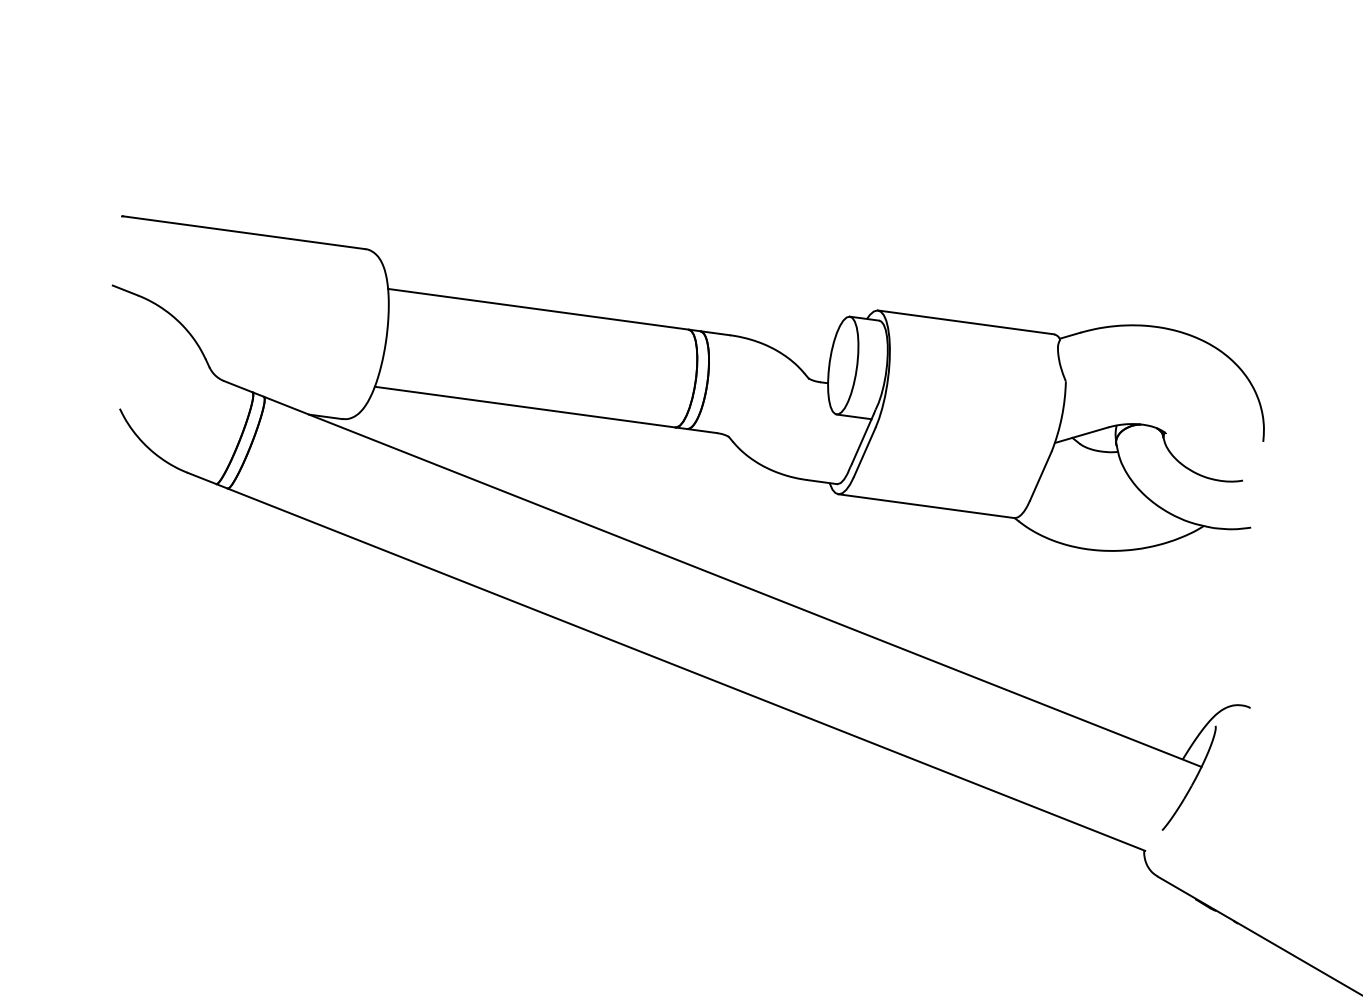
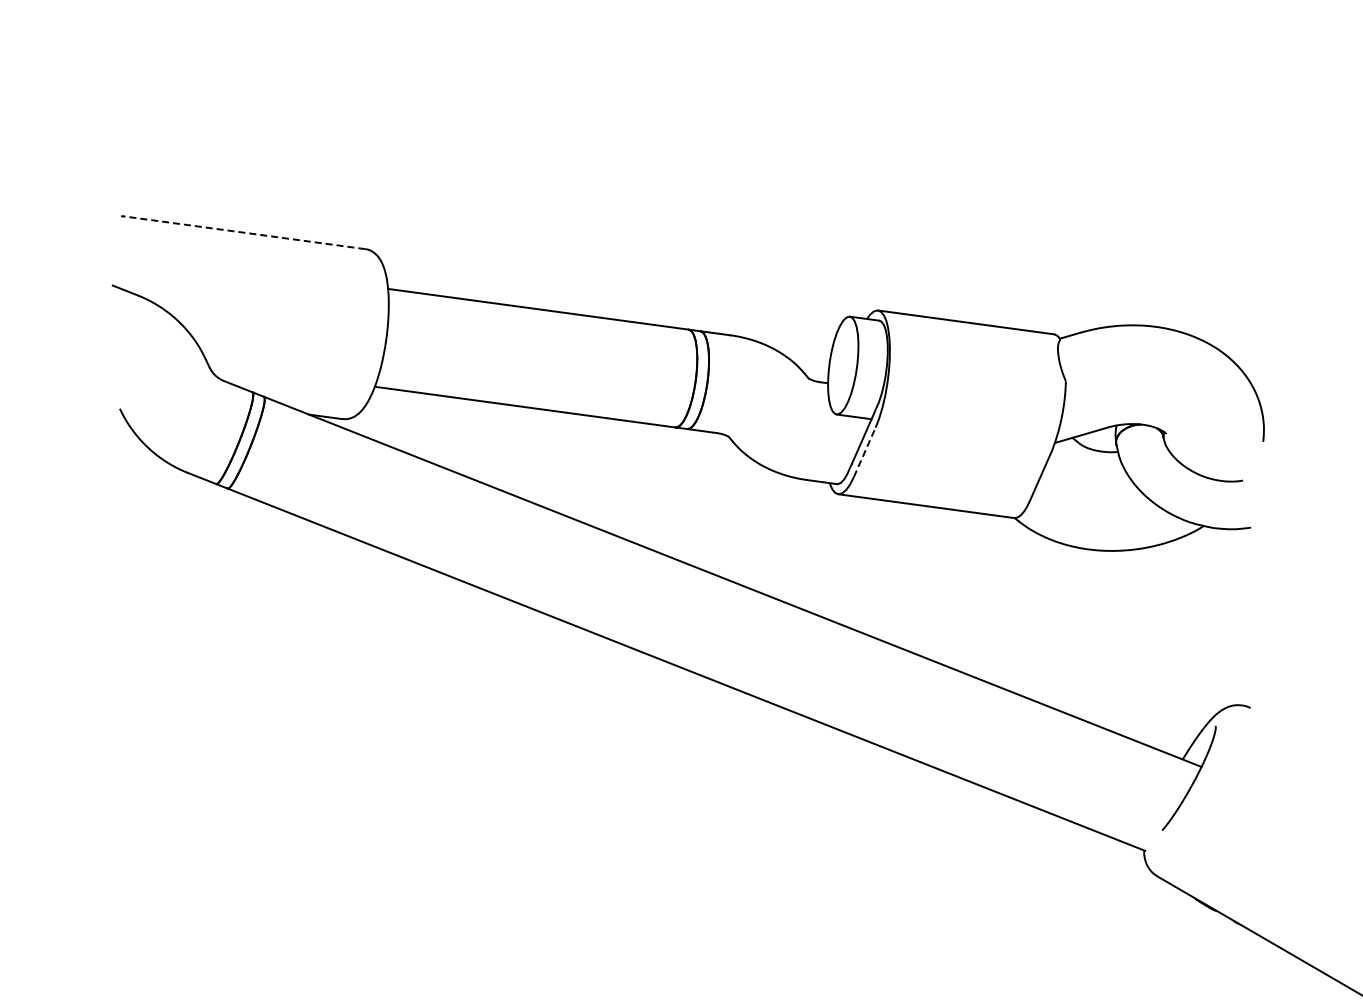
line: solid -> dashed (243, 232)
line: solid -> dashed (864, 452)
